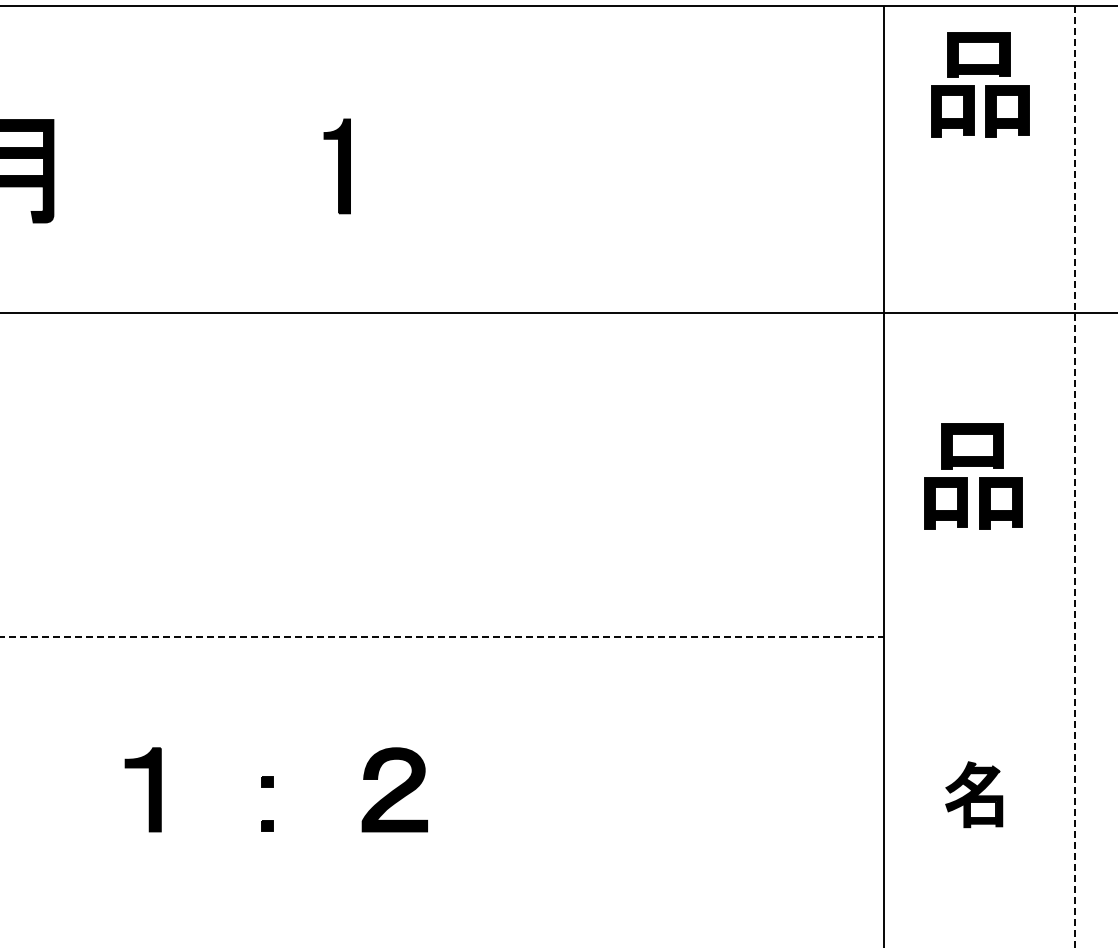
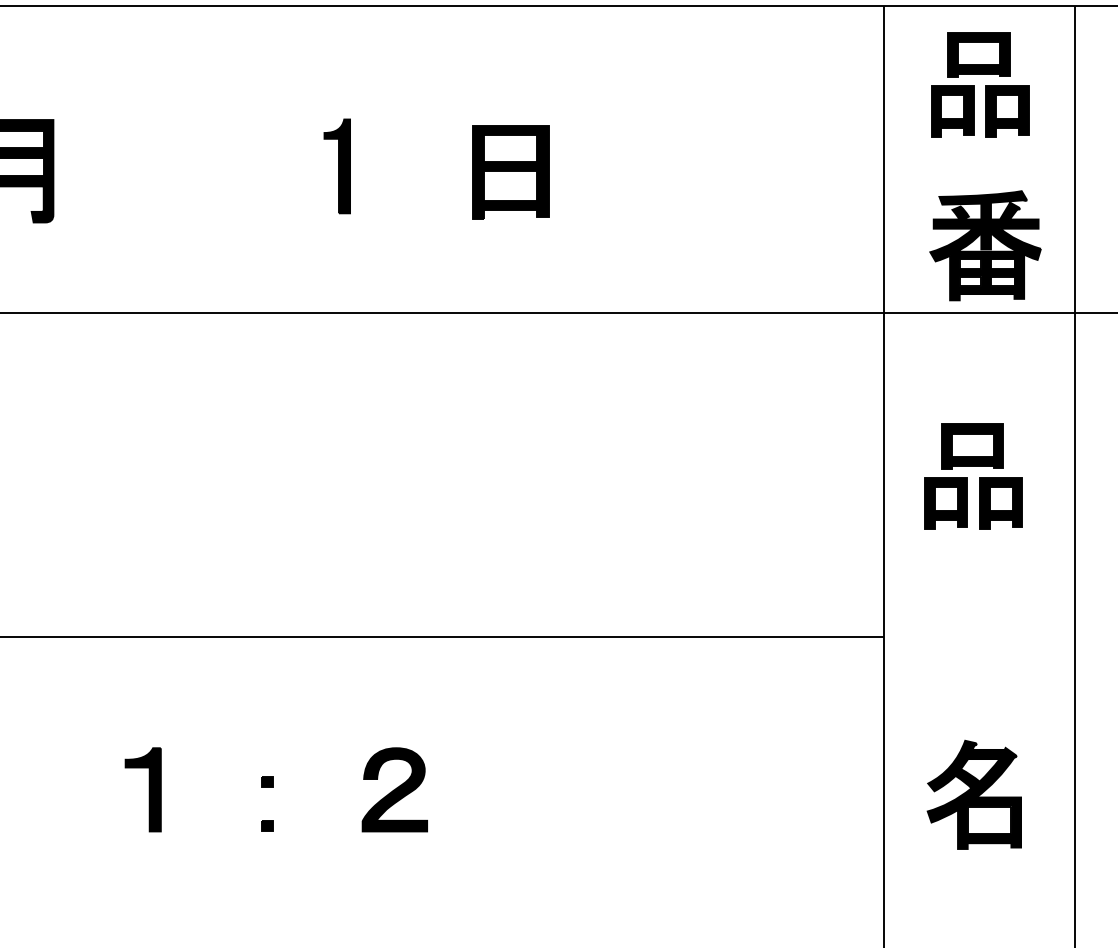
part: none -> present (510, 172)
part: none -> present (985, 245)
line: dashed -> solid (1075, 476)
line: dashed -> solid (442, 637)
part size: 59x68 px -> 96x111 px (973, 794)
